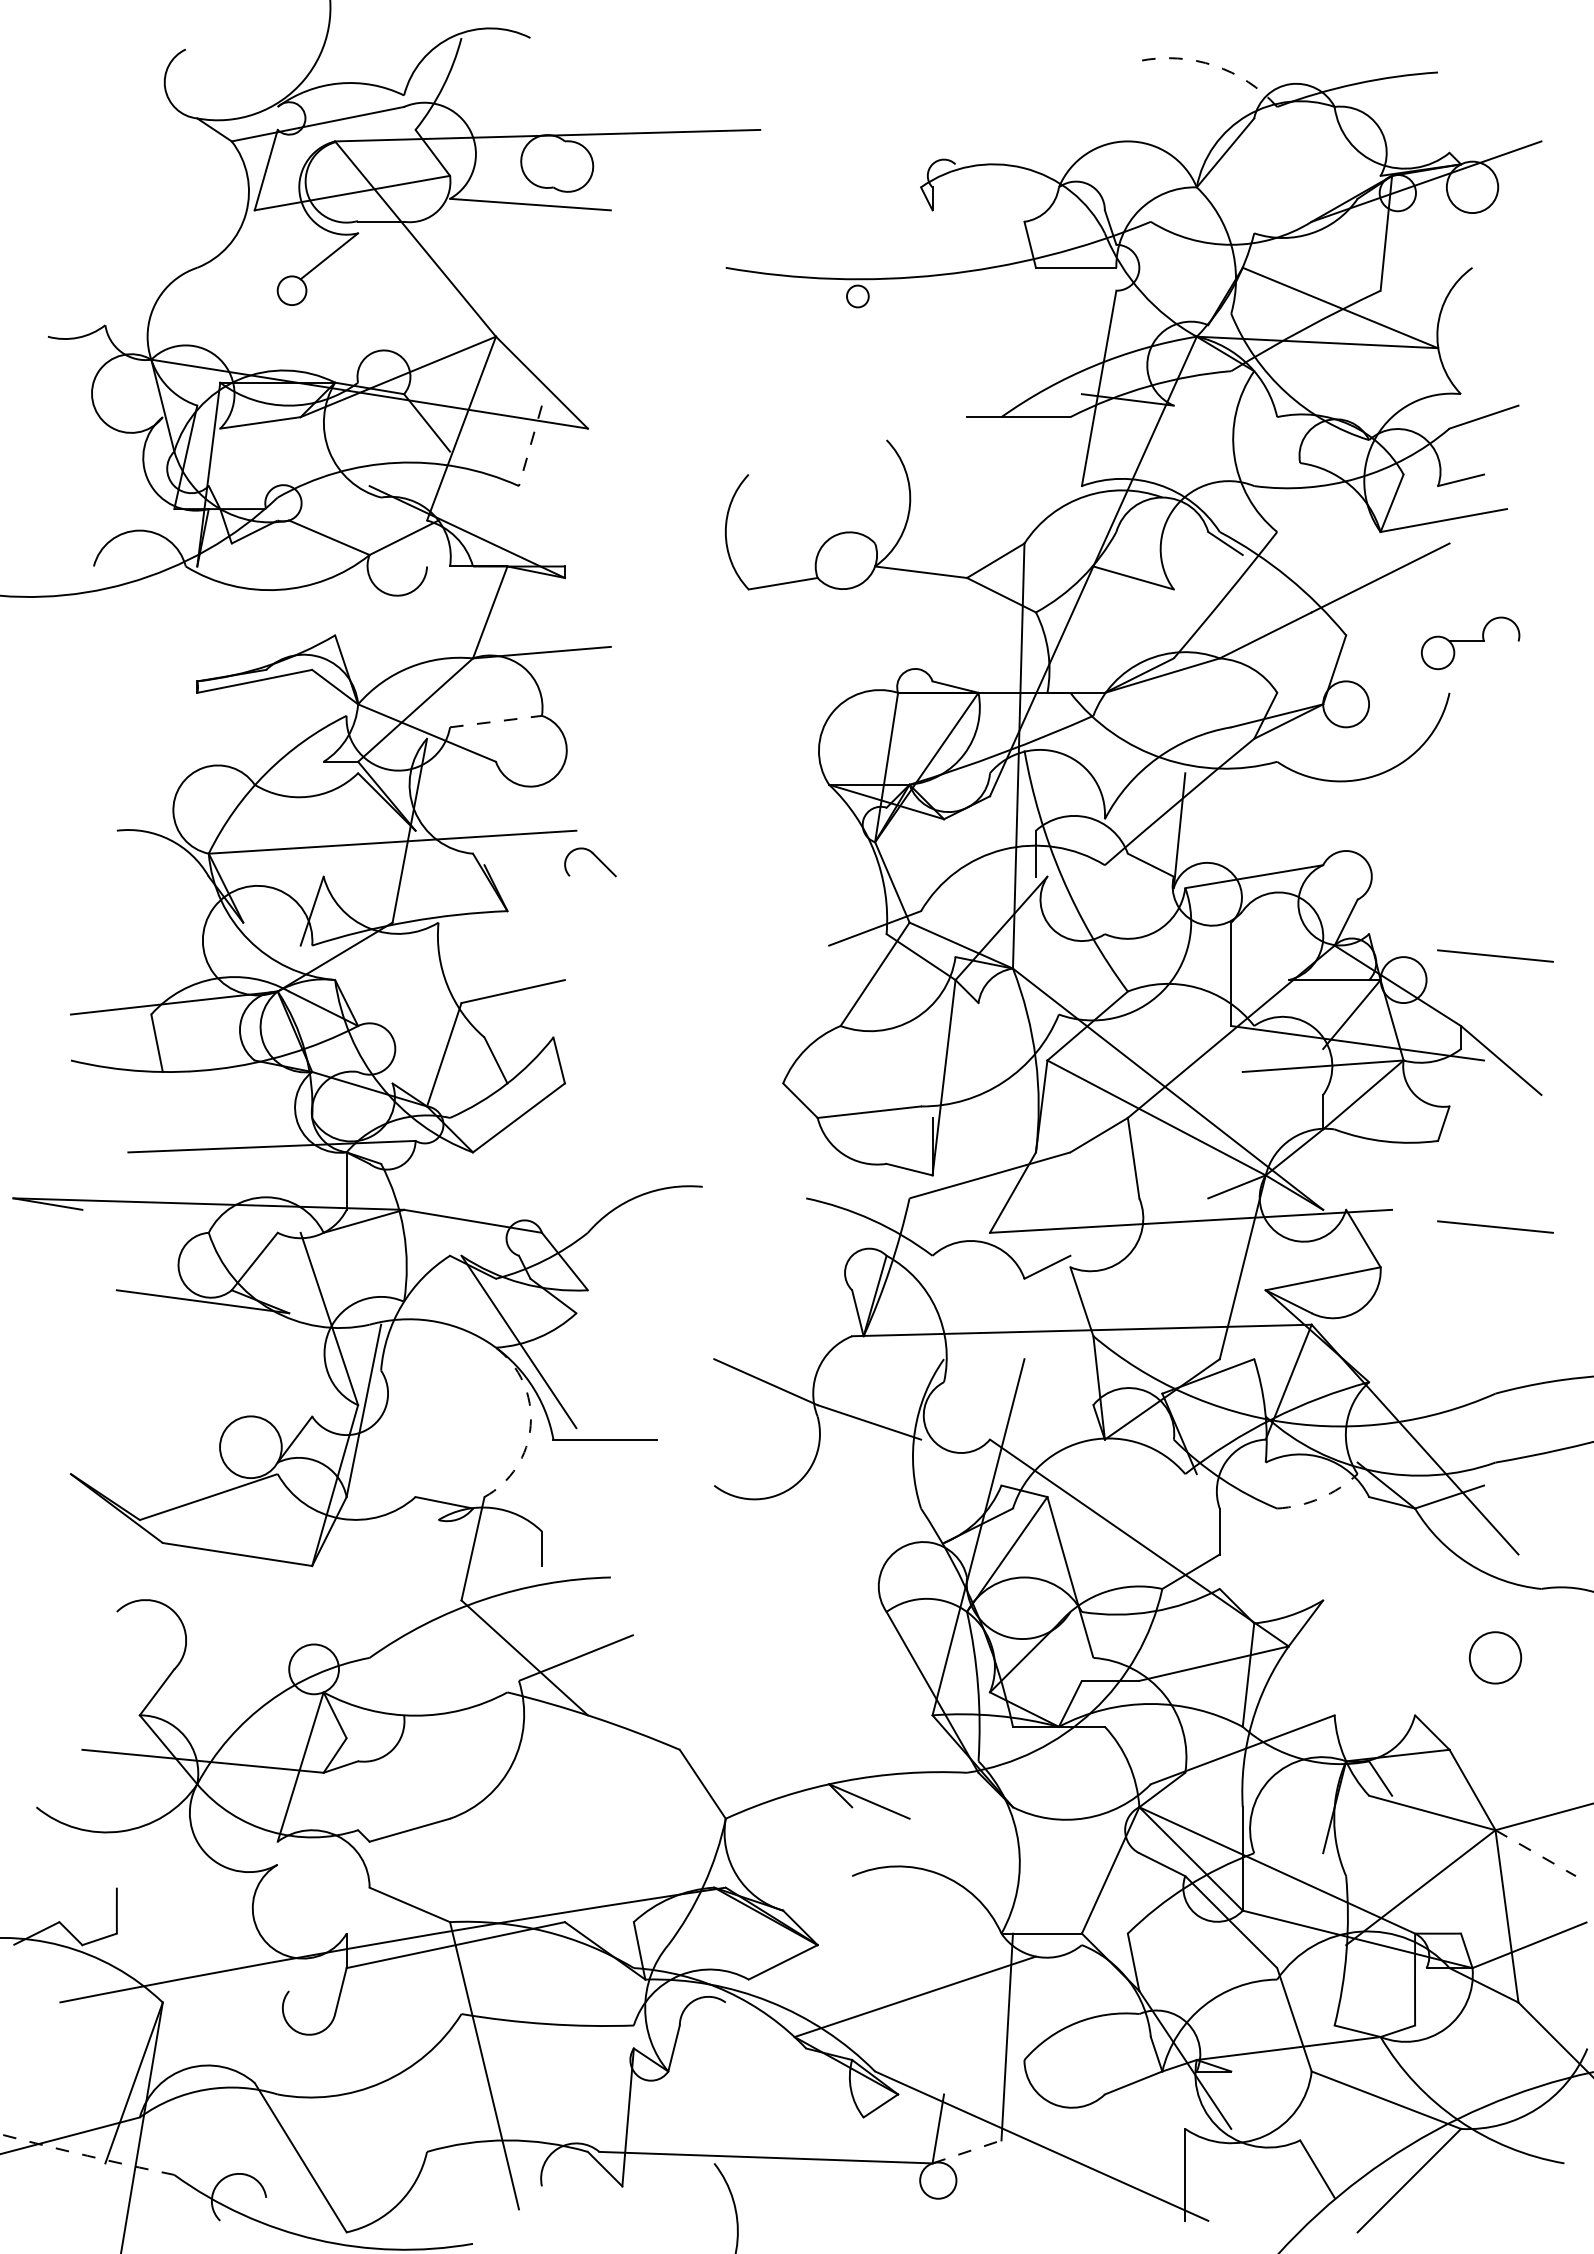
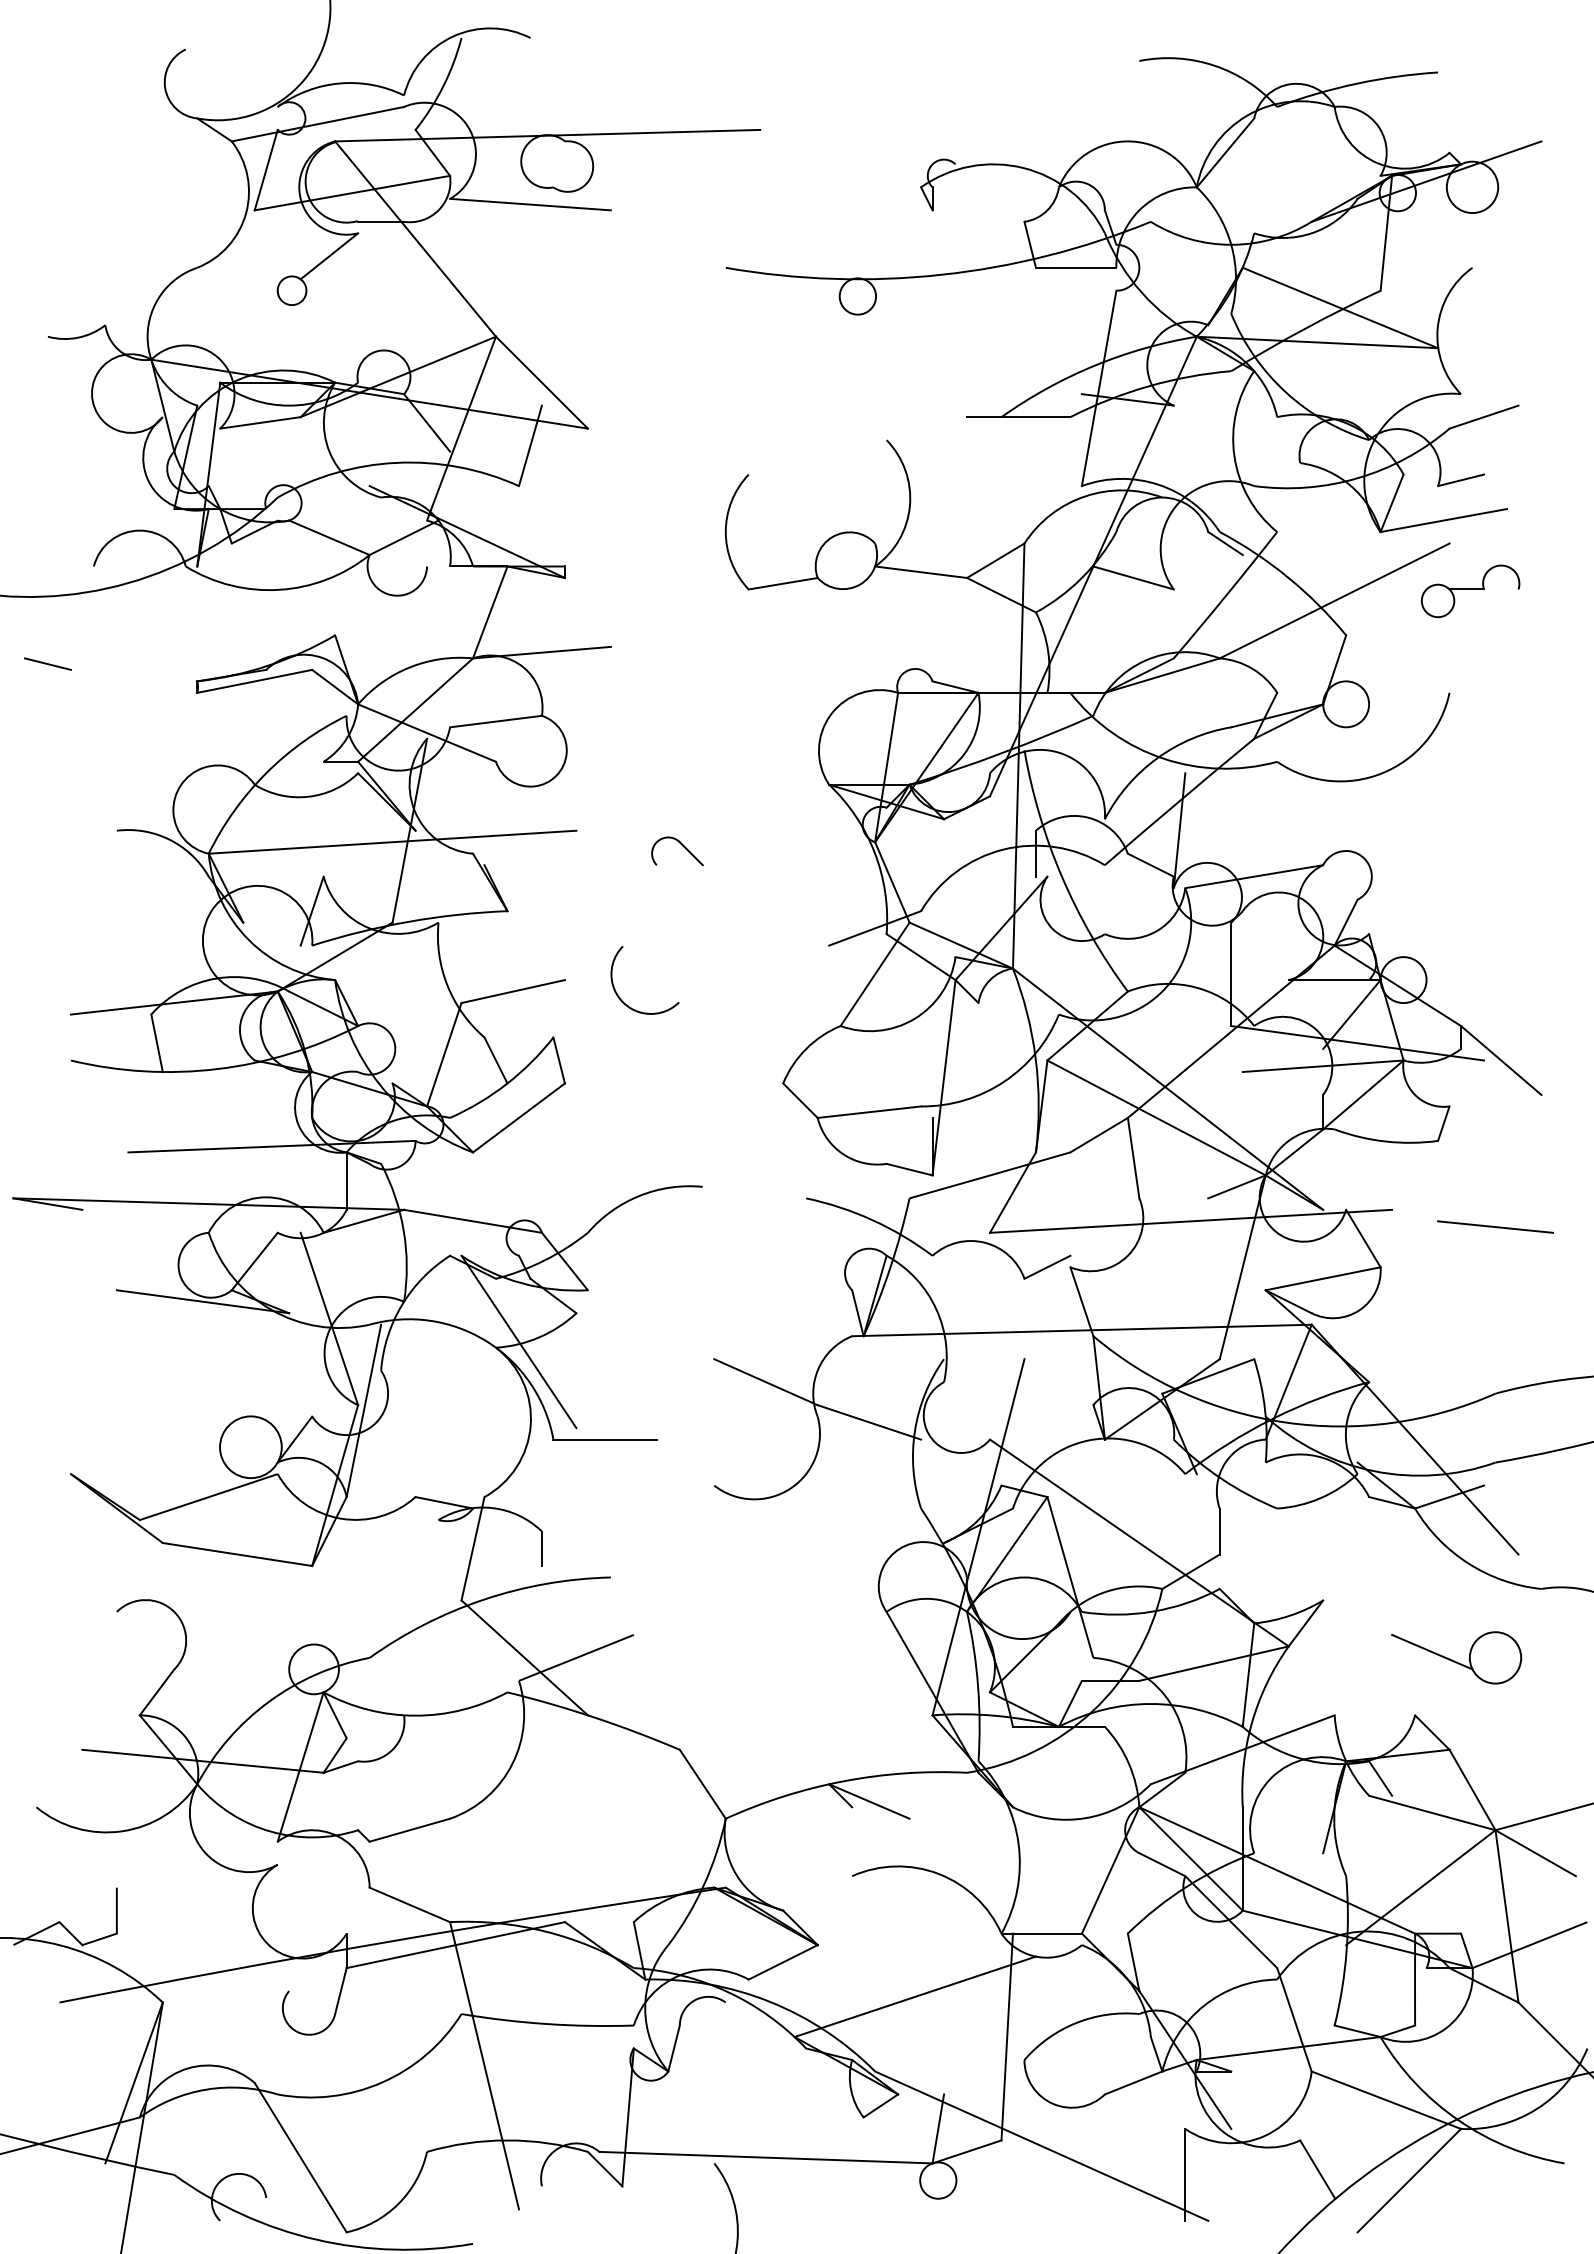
arc: dashed -> solid (1214, 65)
circle diameter: 22 px -> 36 px (857, 296)
line: dashed -> solid (530, 445)
part position: (1470, 643) -> (1470, 591) (1470, 591)
line: none -> present (47, 663)
line: dashed -> solid (496, 721)
part position: (595, 857) -> (682, 846) (682, 846)
line: present -> none (1495, 955)
arc: none -> present (620, 997)
arc: dashed -> solid (530, 1425)
arc: dashed -> solid (1320, 1498)
line: none -> present (1432, 1651)
line: dashed -> solid (1536, 1853)
line: dashed -> solid (967, 2151)
arc: dashed -> solid (86, 2155)
